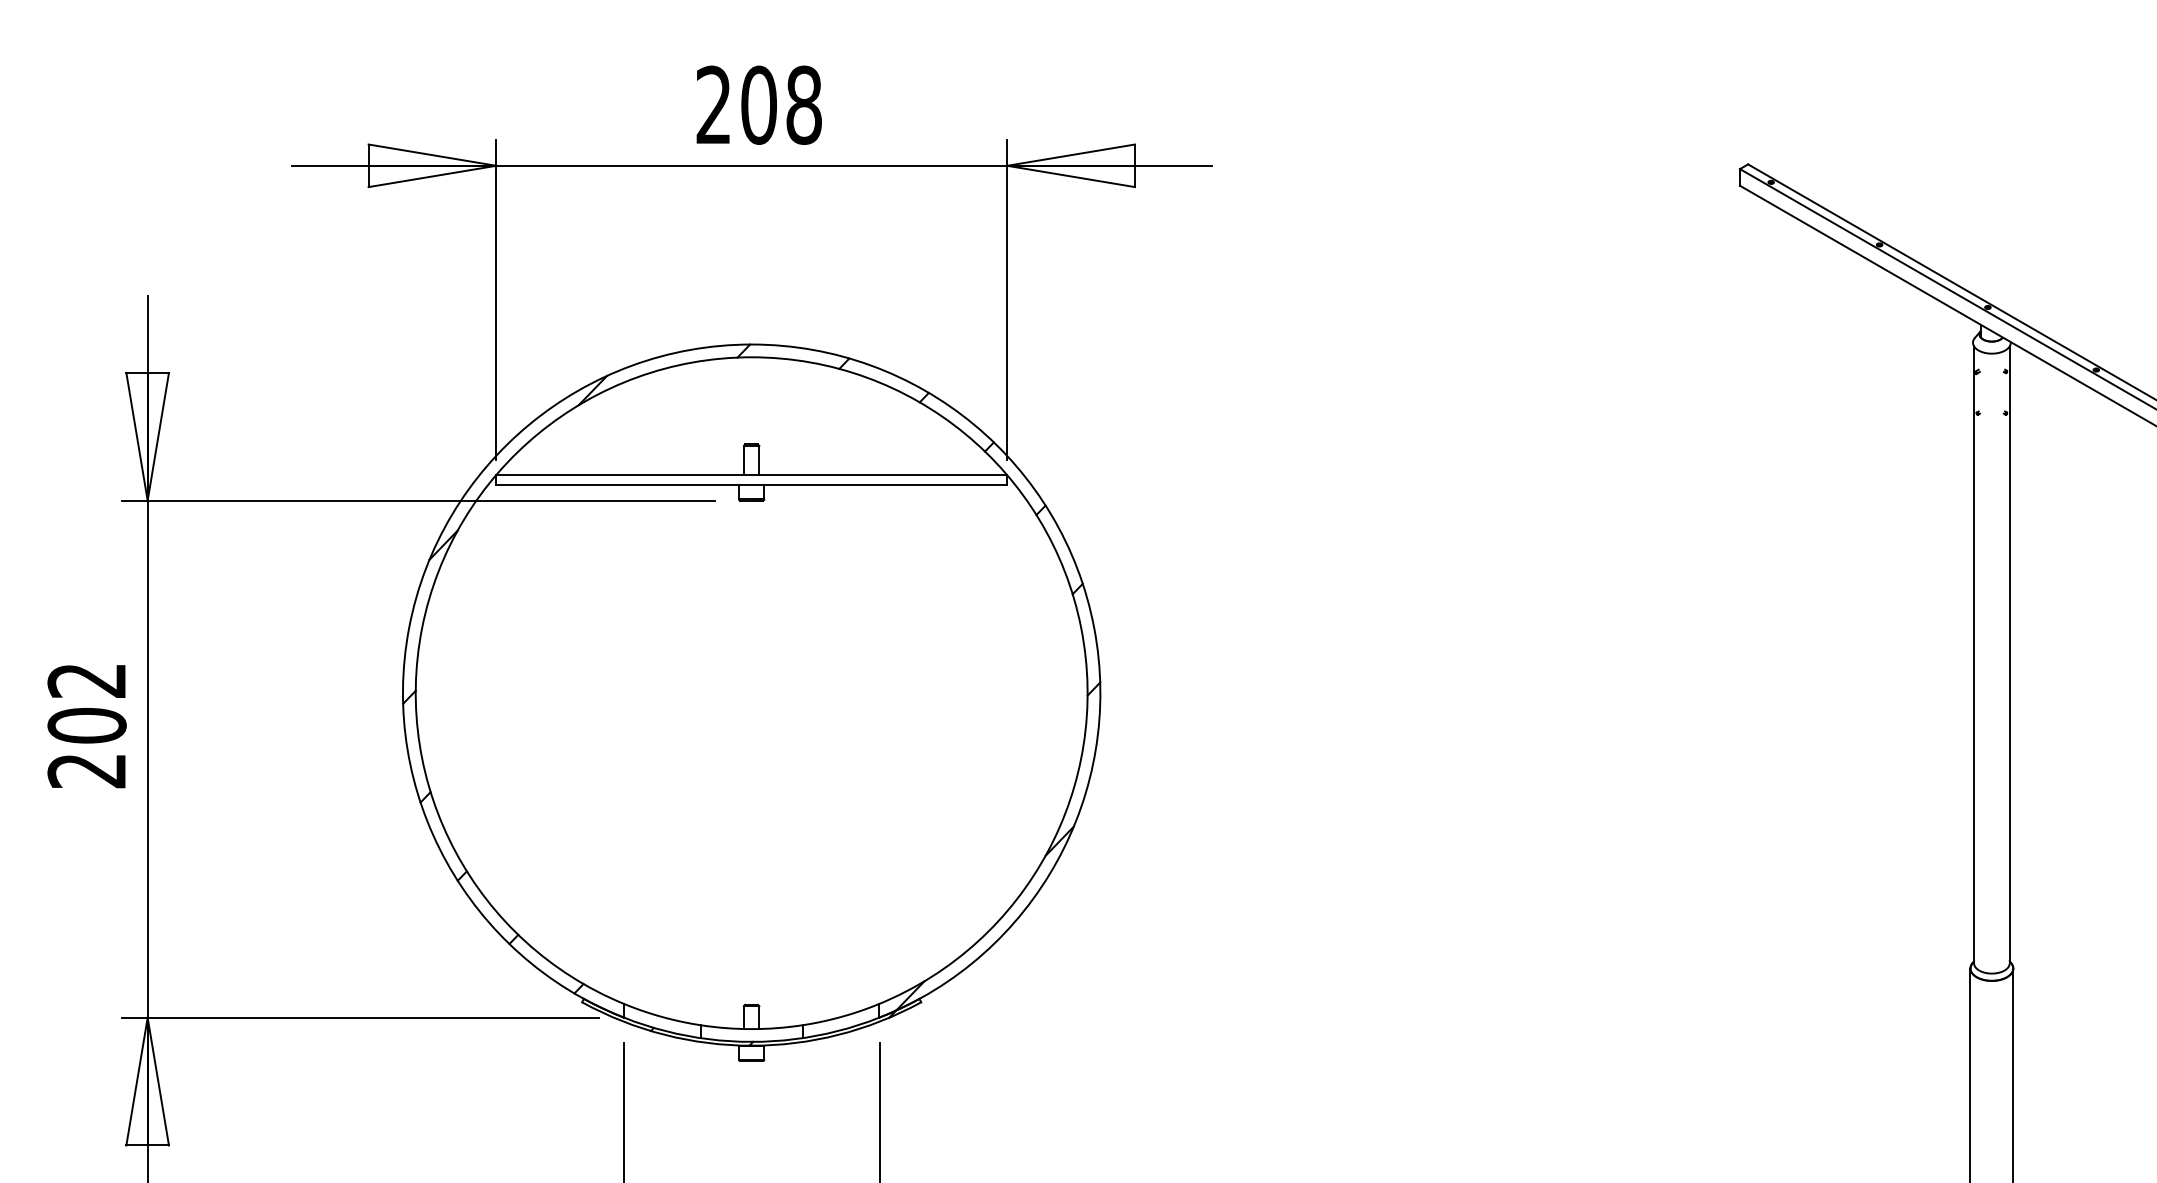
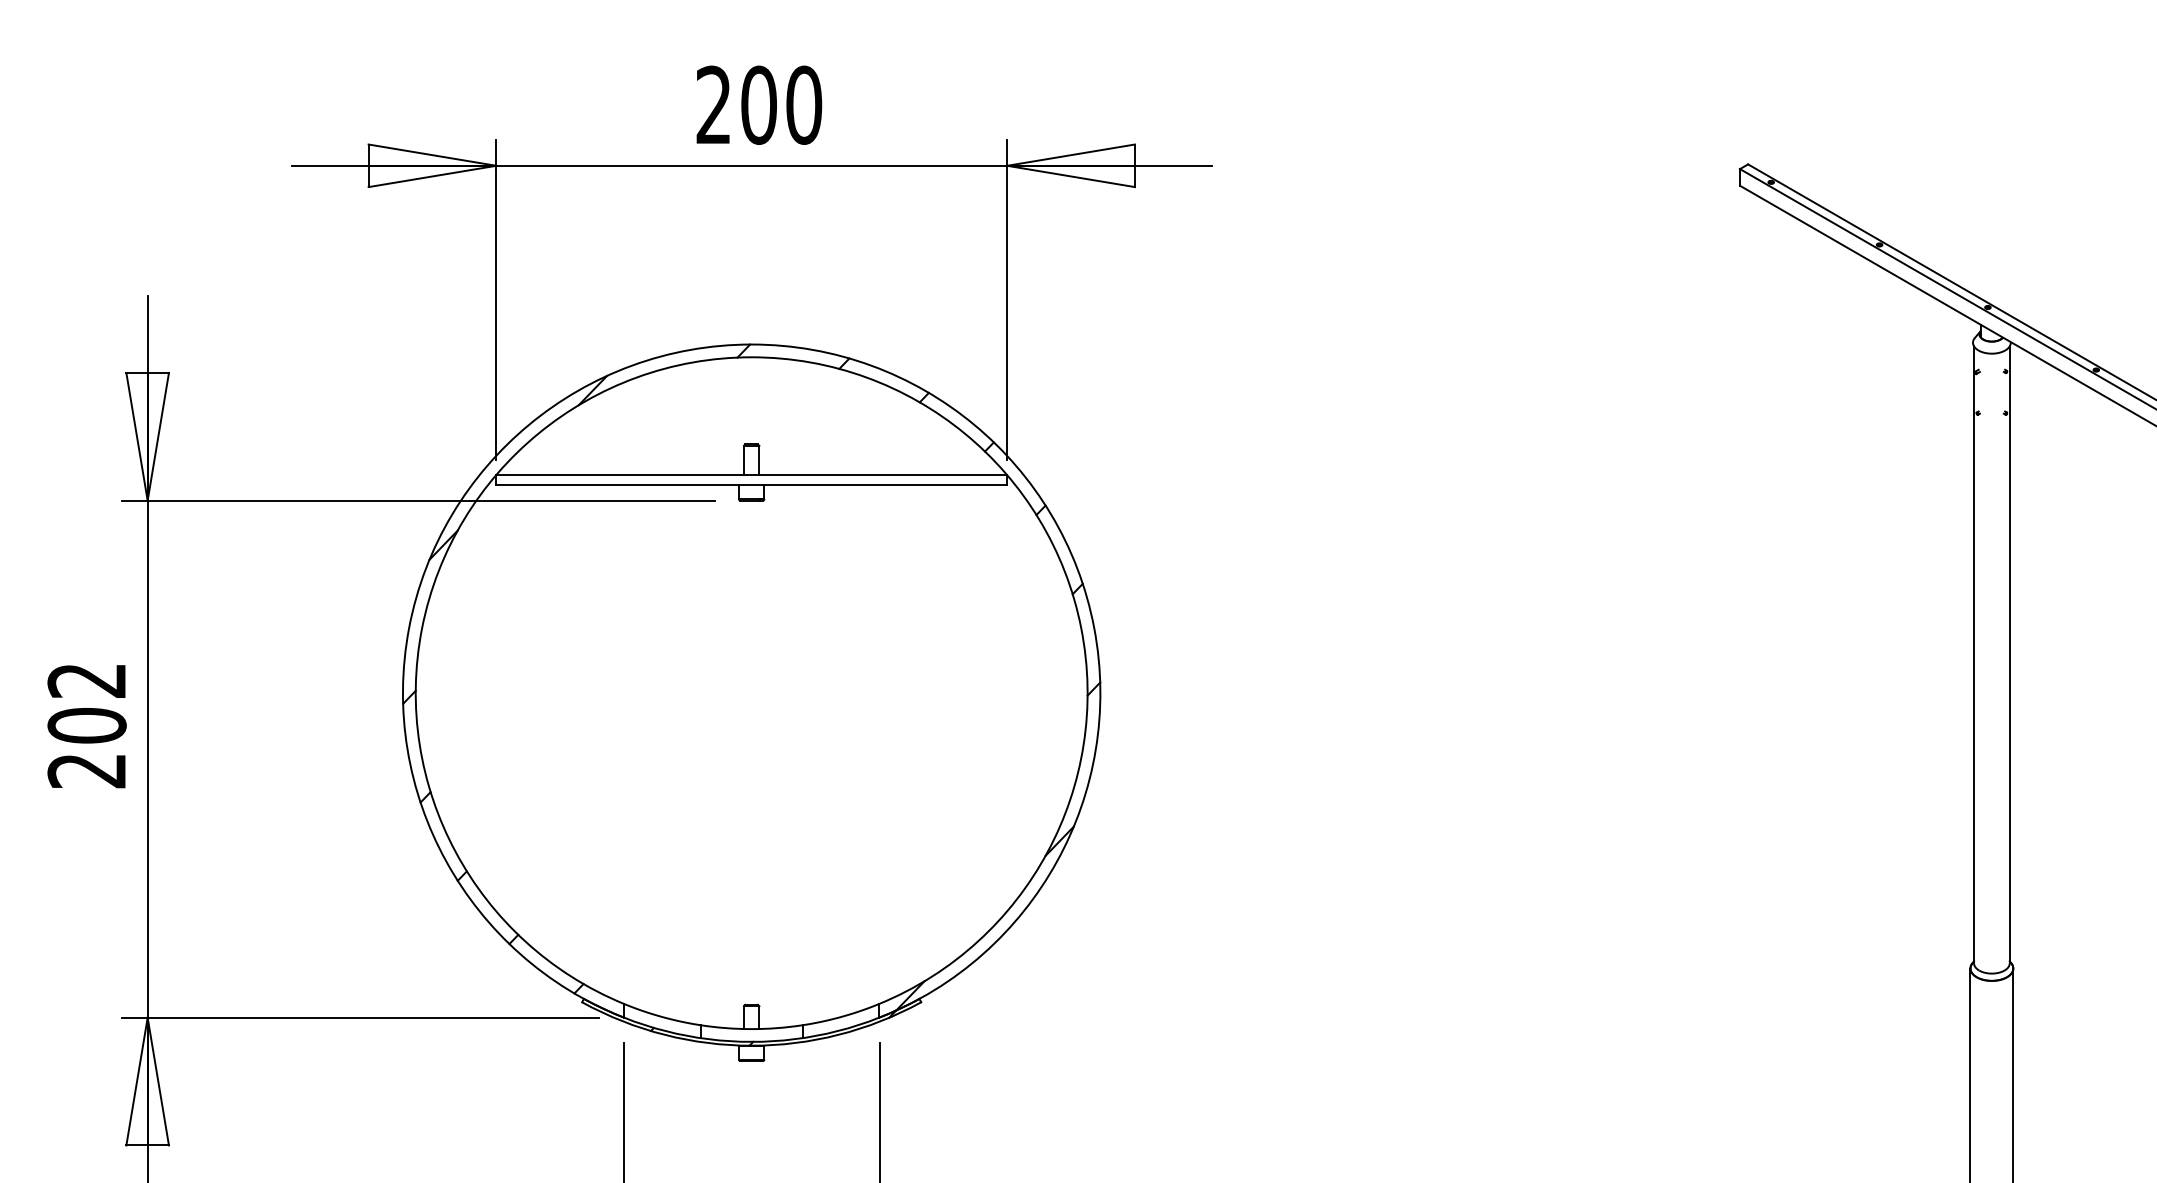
text: 208 -> 200 (804, 104)
